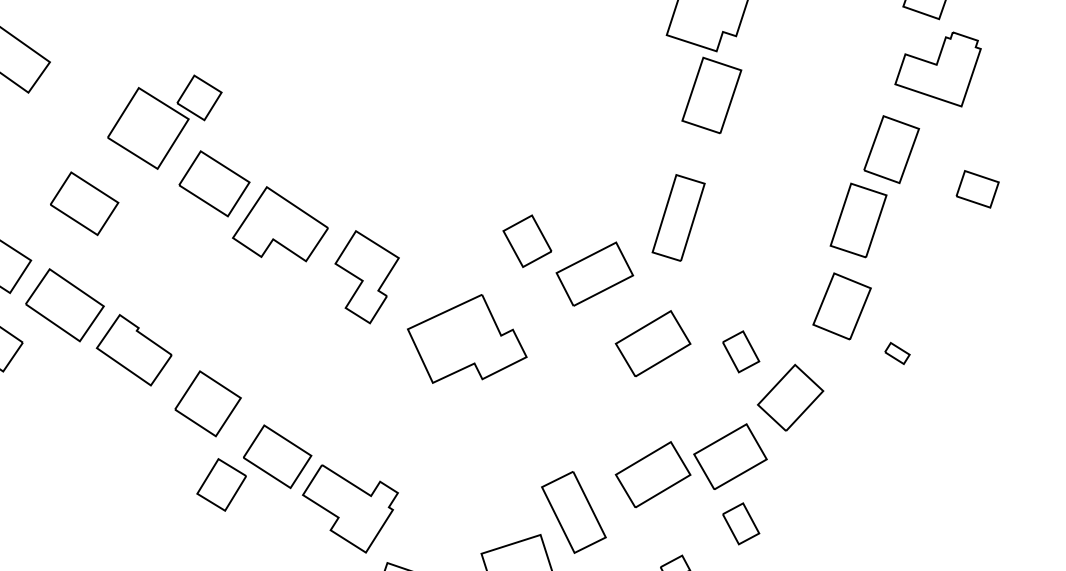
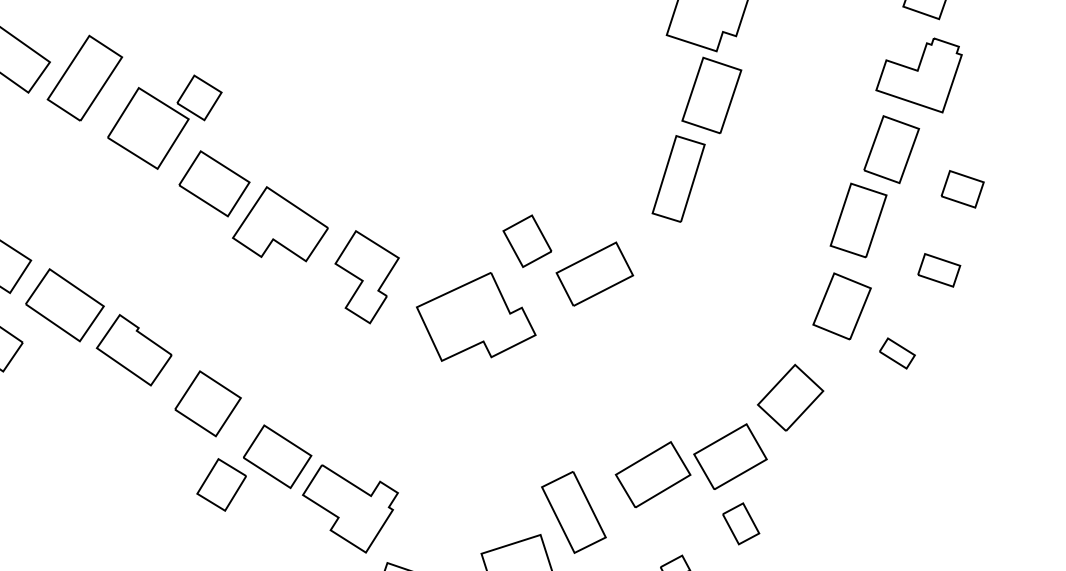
part position: (937, 69) -> (918, 75) (918, 75)
part: none -> present (84, 77)
part position: (977, 189) -> (962, 189) (962, 189)
part: present -> none (84, 203)
part position: (678, 217) -> (678, 178) (678, 178)
part: none -> present (939, 270)
part position: (467, 338) -> (476, 316) (476, 316)
part: present -> none (652, 343)
part: present -> none (741, 351)
part size: 27x24 px -> 37x33 px (897, 353)
